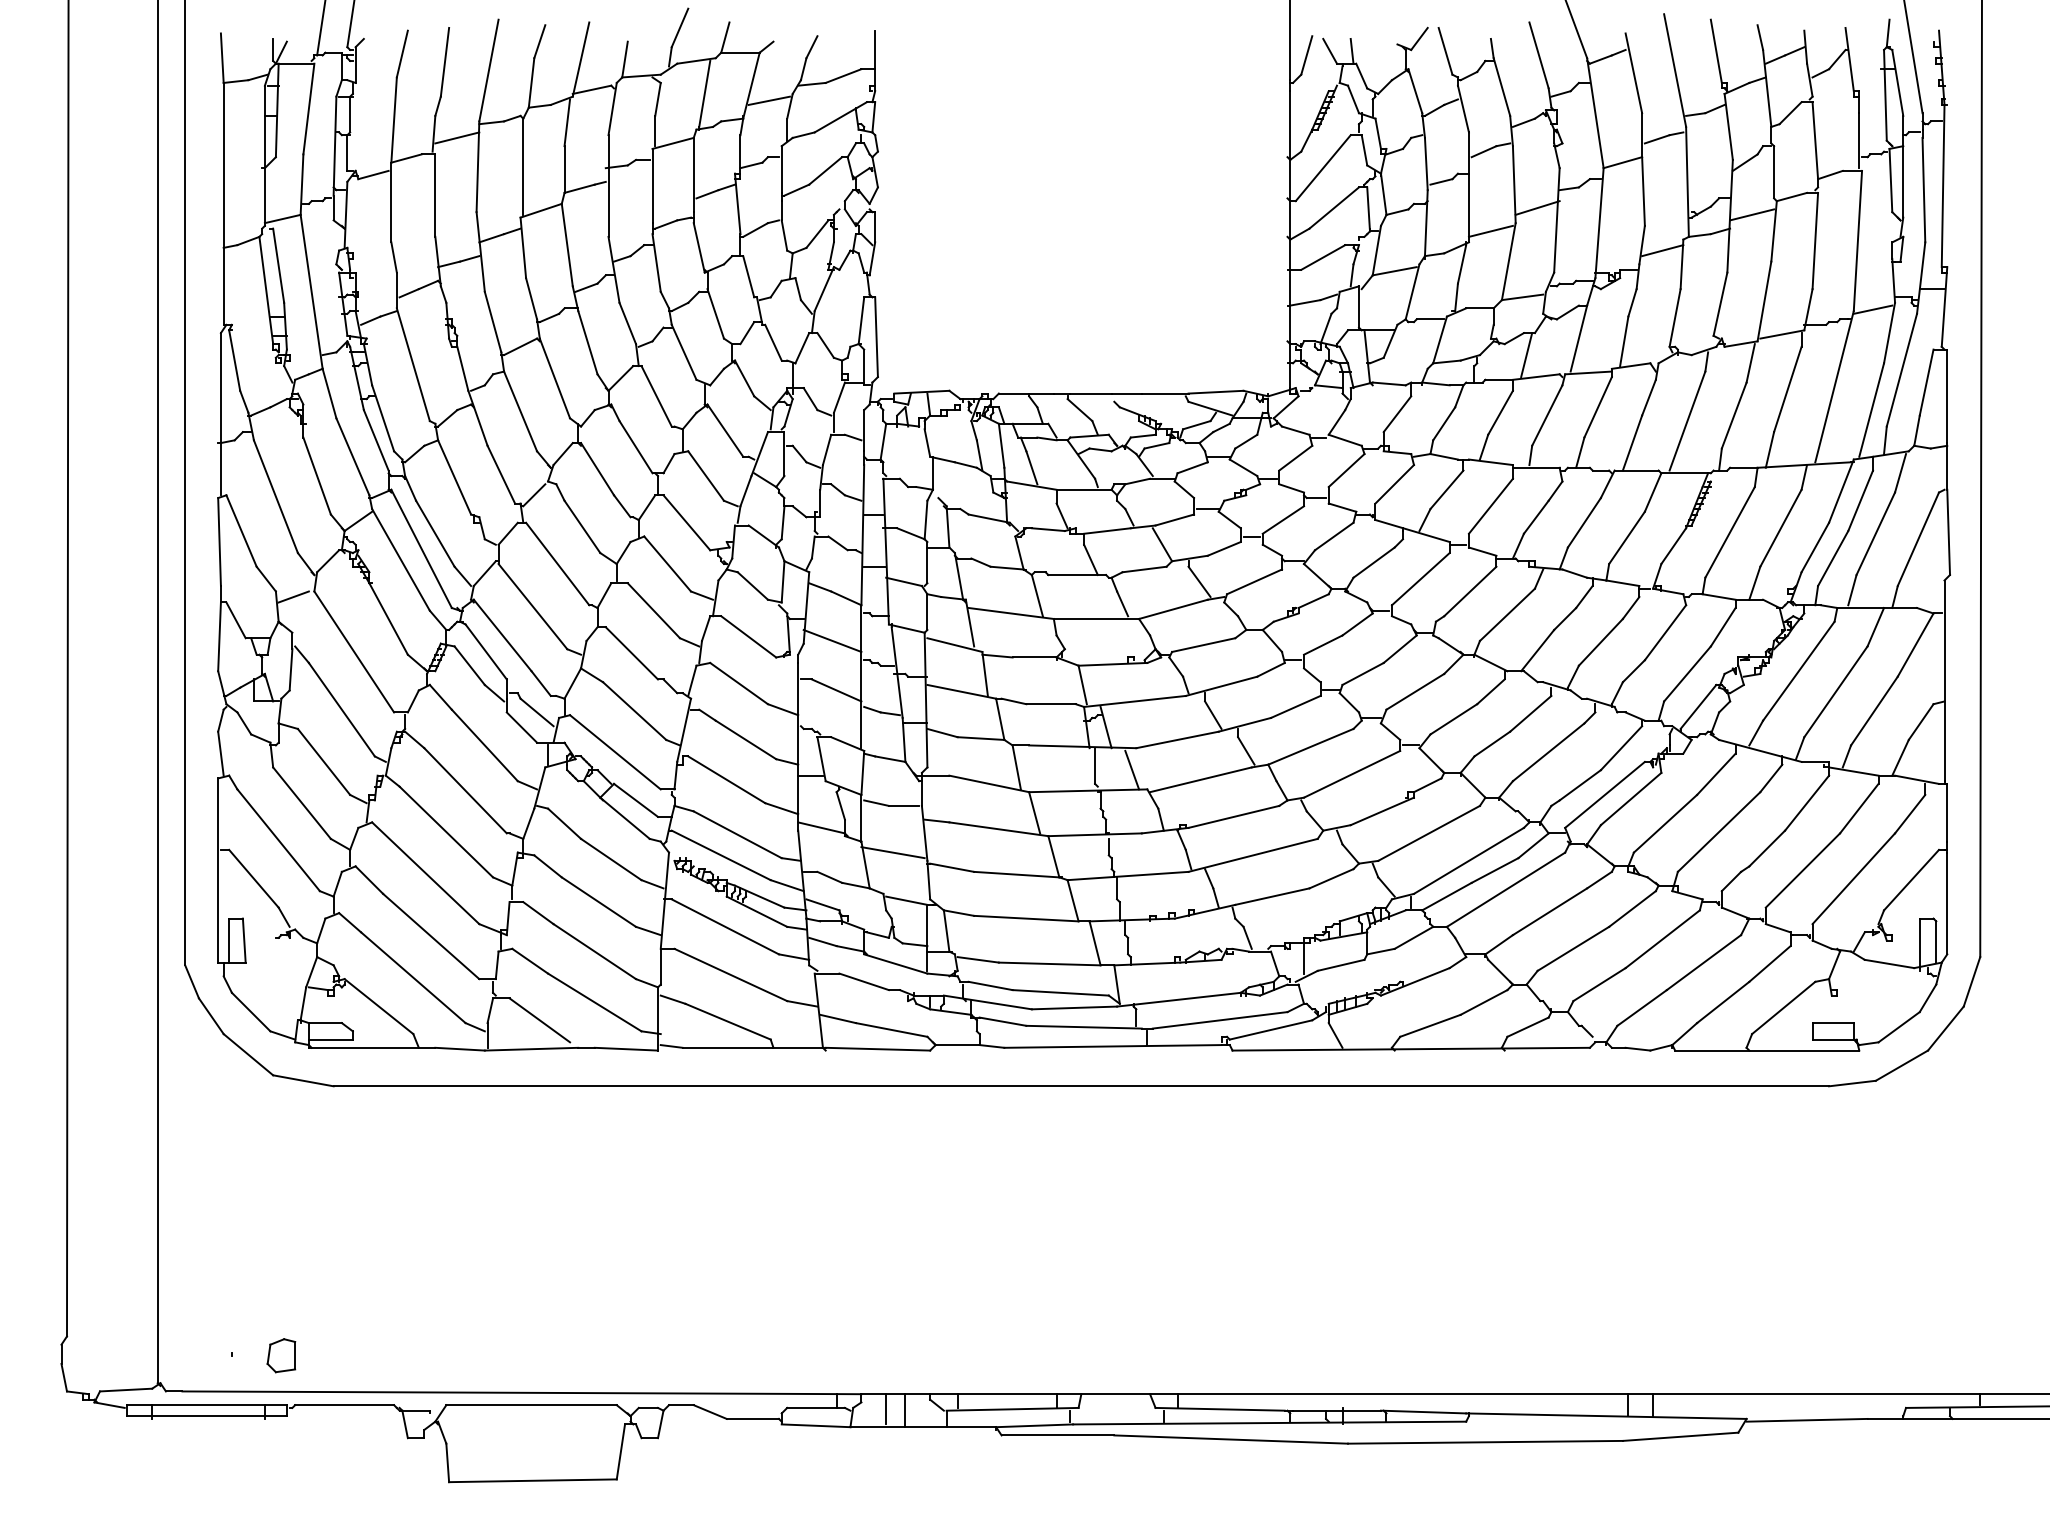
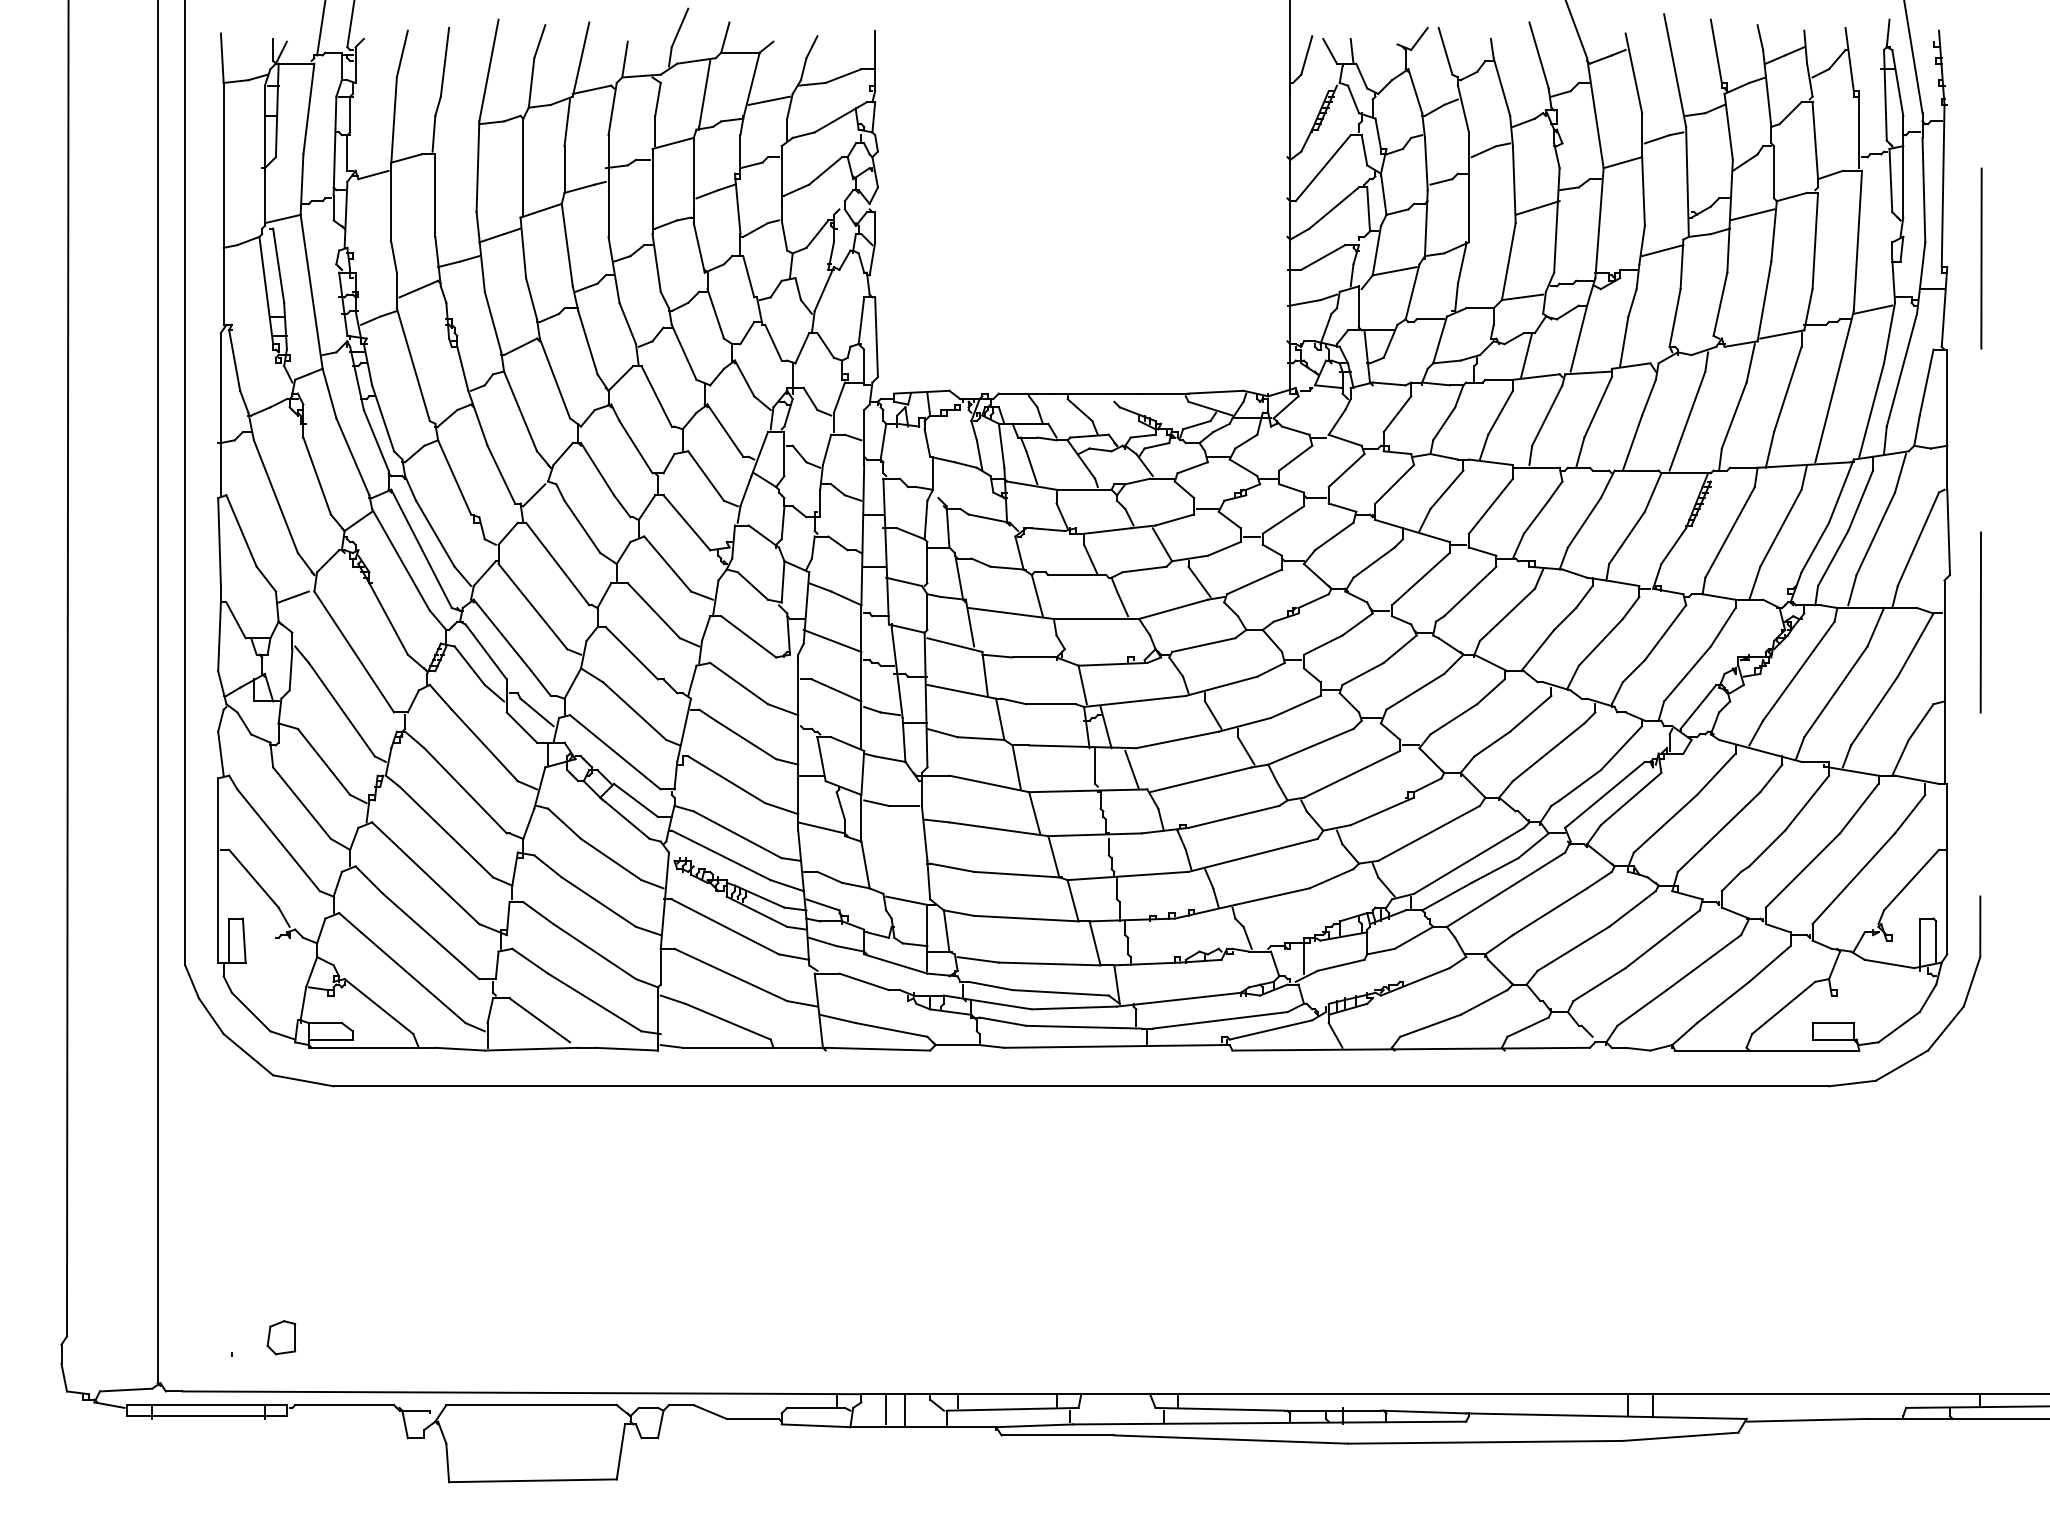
line: present -> none (457, 137)
line: present -> none (1490, 230)
line: solid -> dashed (1981, 479)
line: present -> none (892, 852)
part position: (281, 1355) -> (281, 1337) (281, 1337)
